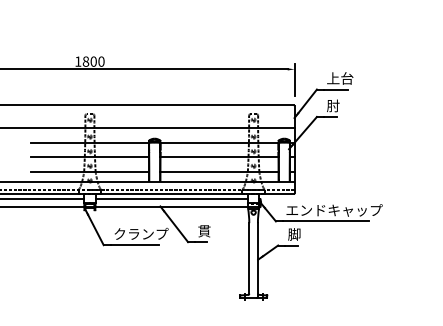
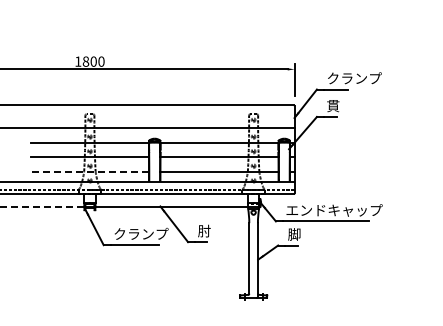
text: 上台 -> クランプ (354, 78)
text: 肘 -> 貫 (333, 105)
line: solid -> dashed (89, 172)
line: present -> none (43, 199)
line: present -> none (171, 199)
line: solid -> dashed (42, 206)
text: 貫 -> 肘 (204, 230)
